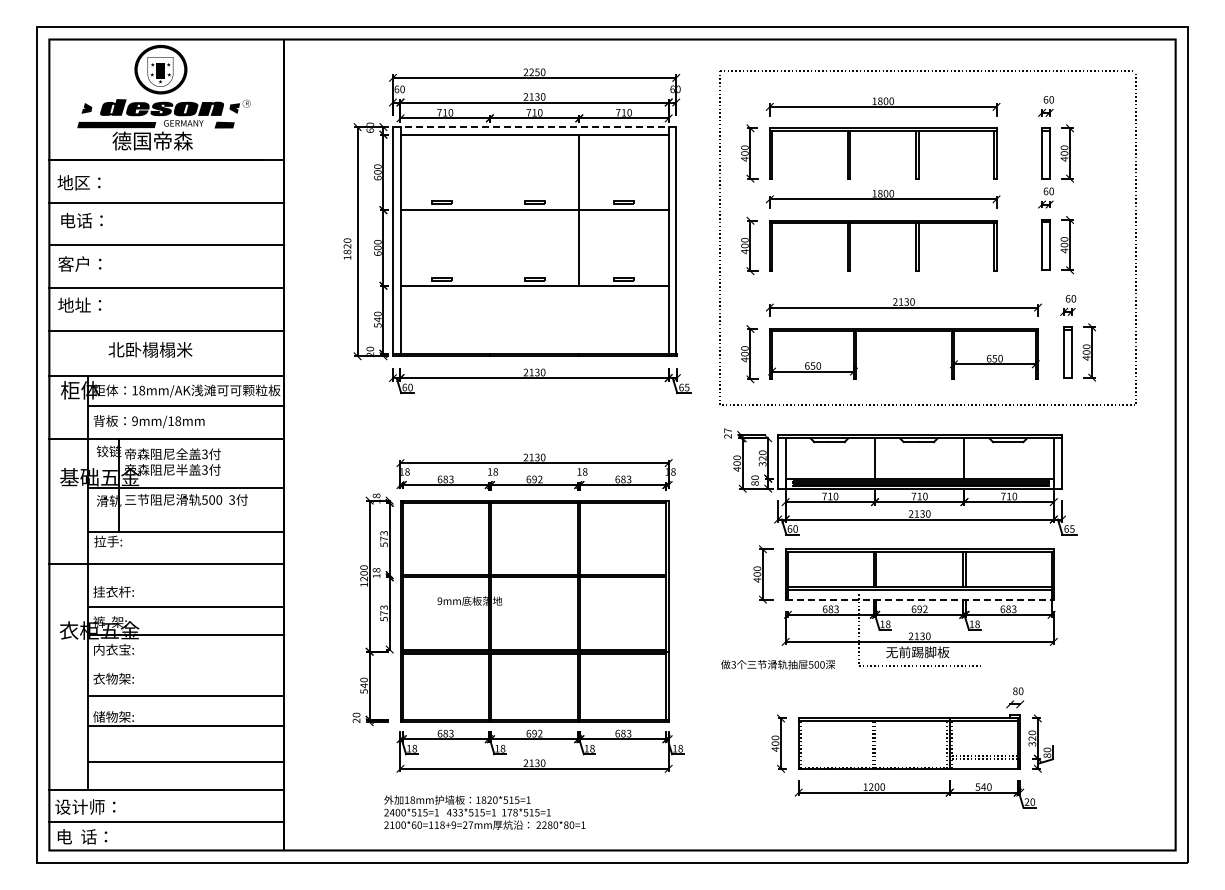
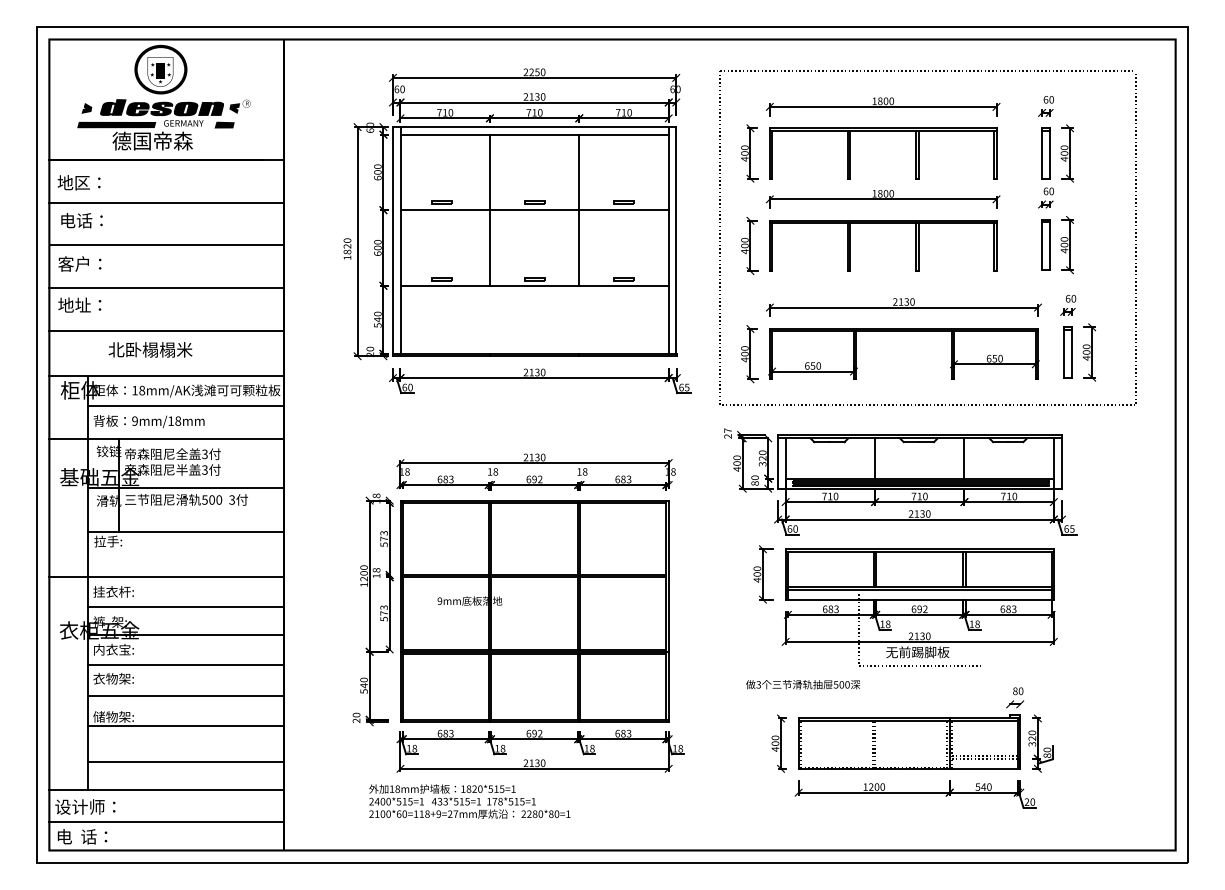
line: dashed -> solid (534, 127)
line: none -> present (489, 209)
line position: (166, 564) -> (166, 577) (166, 577)
line: dashed -> solid (920, 599)
text position: (777, 664) -> (802, 684) (802, 684)
line: none -> present (185, 665)
text position: (484, 812) -> (469, 801) (469, 801)
